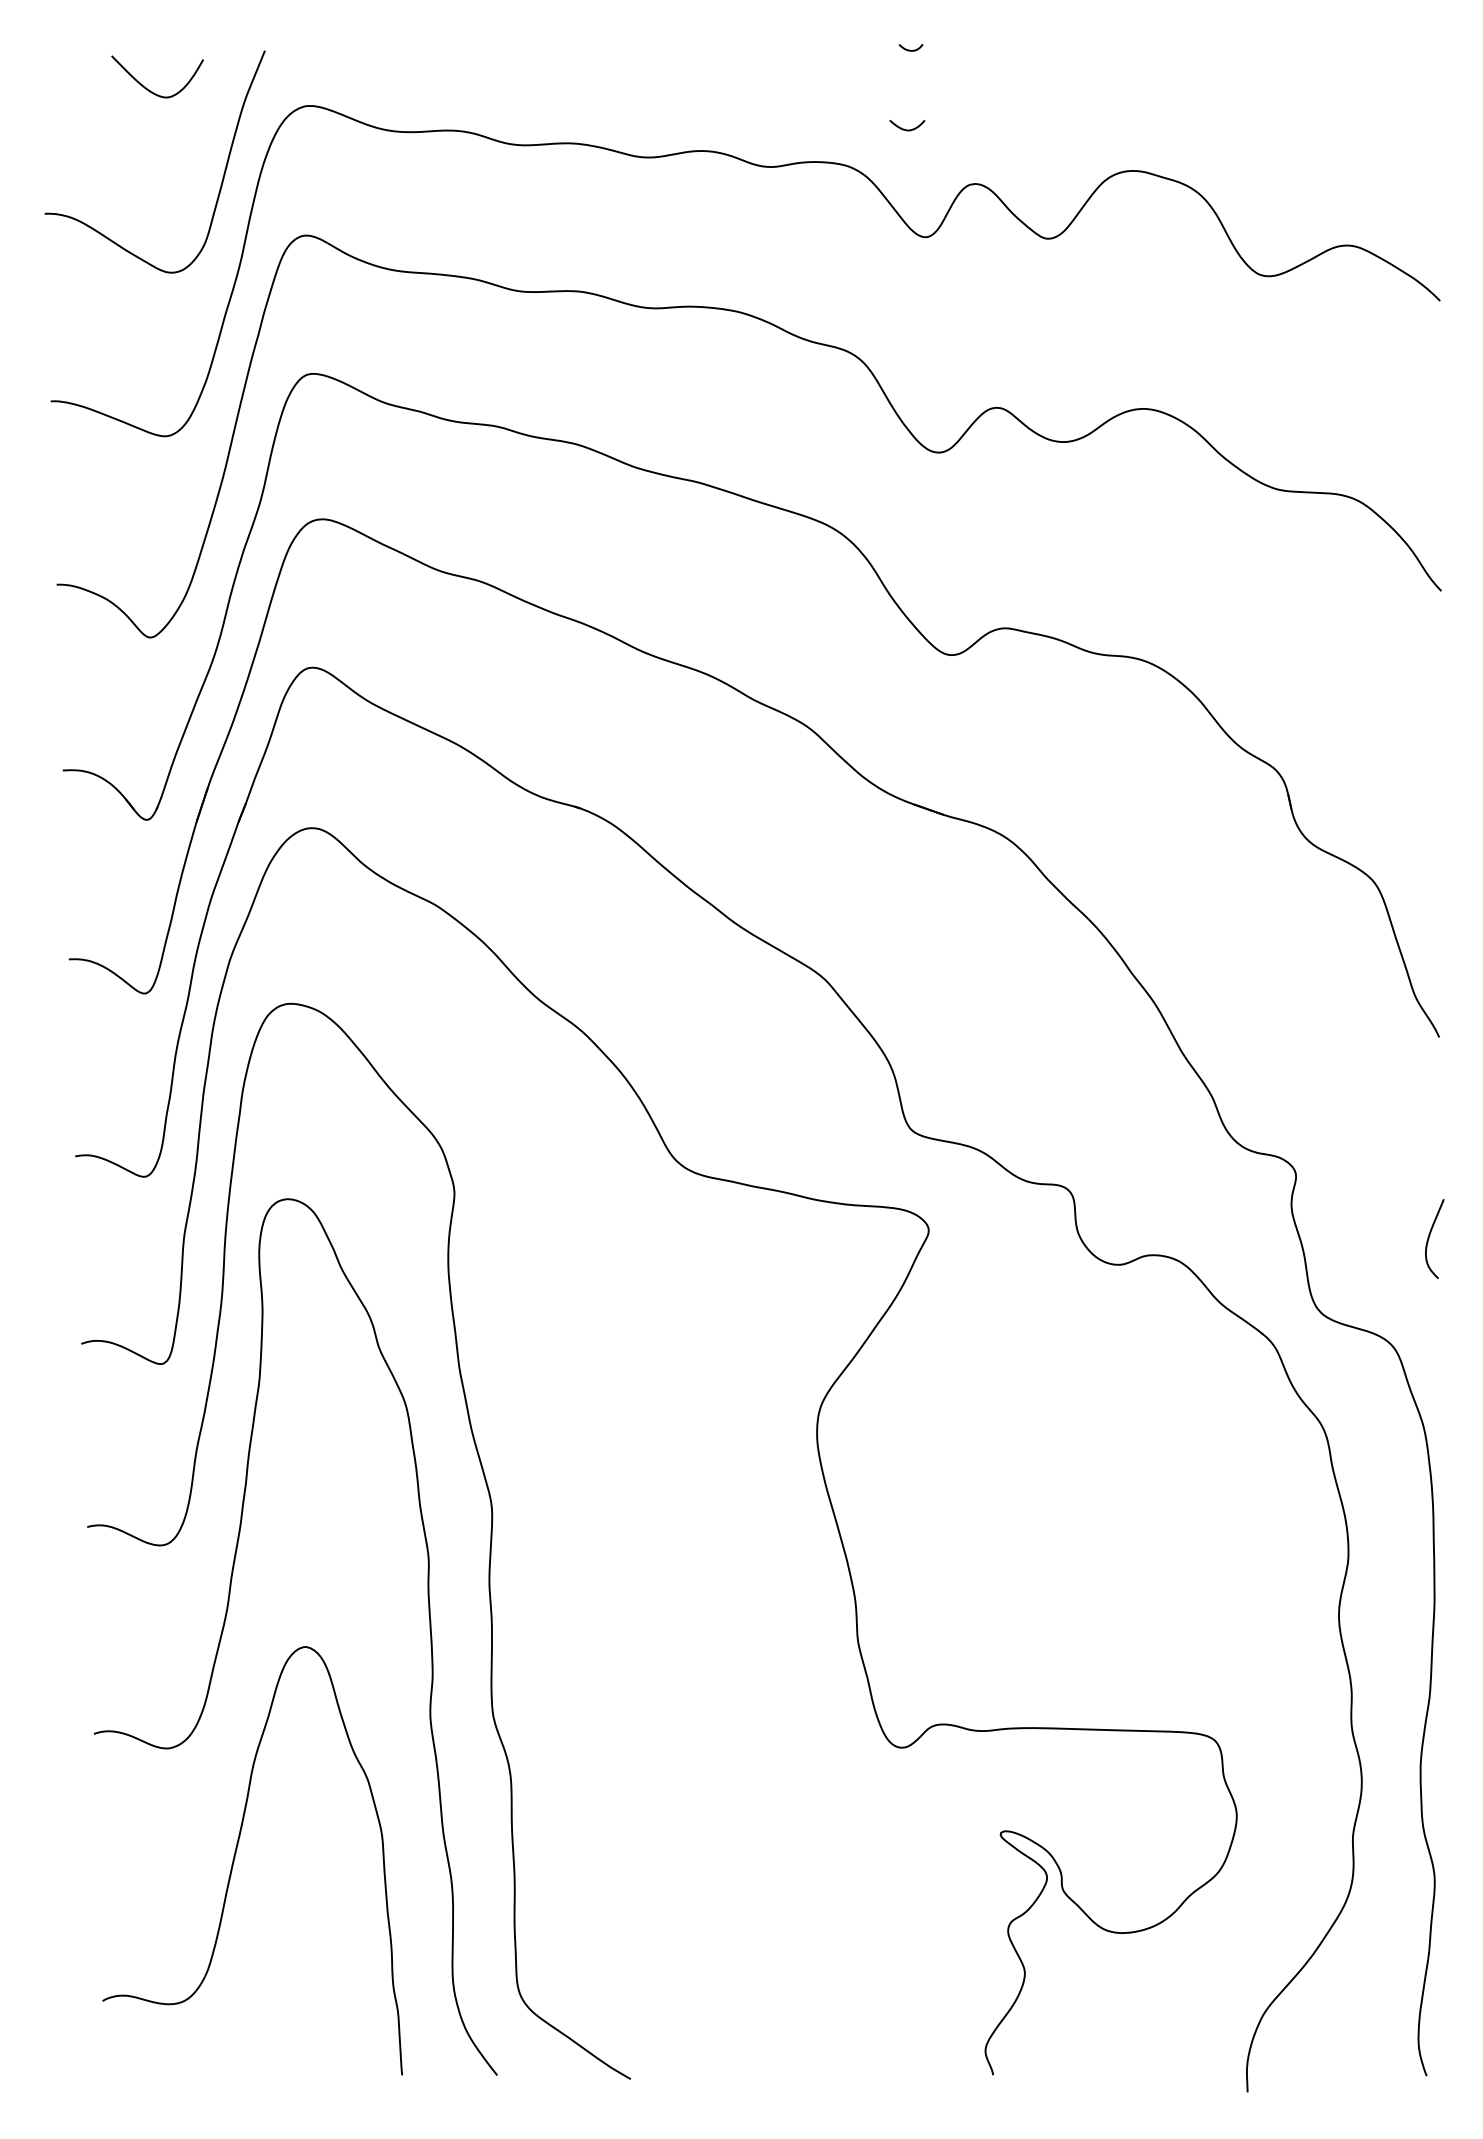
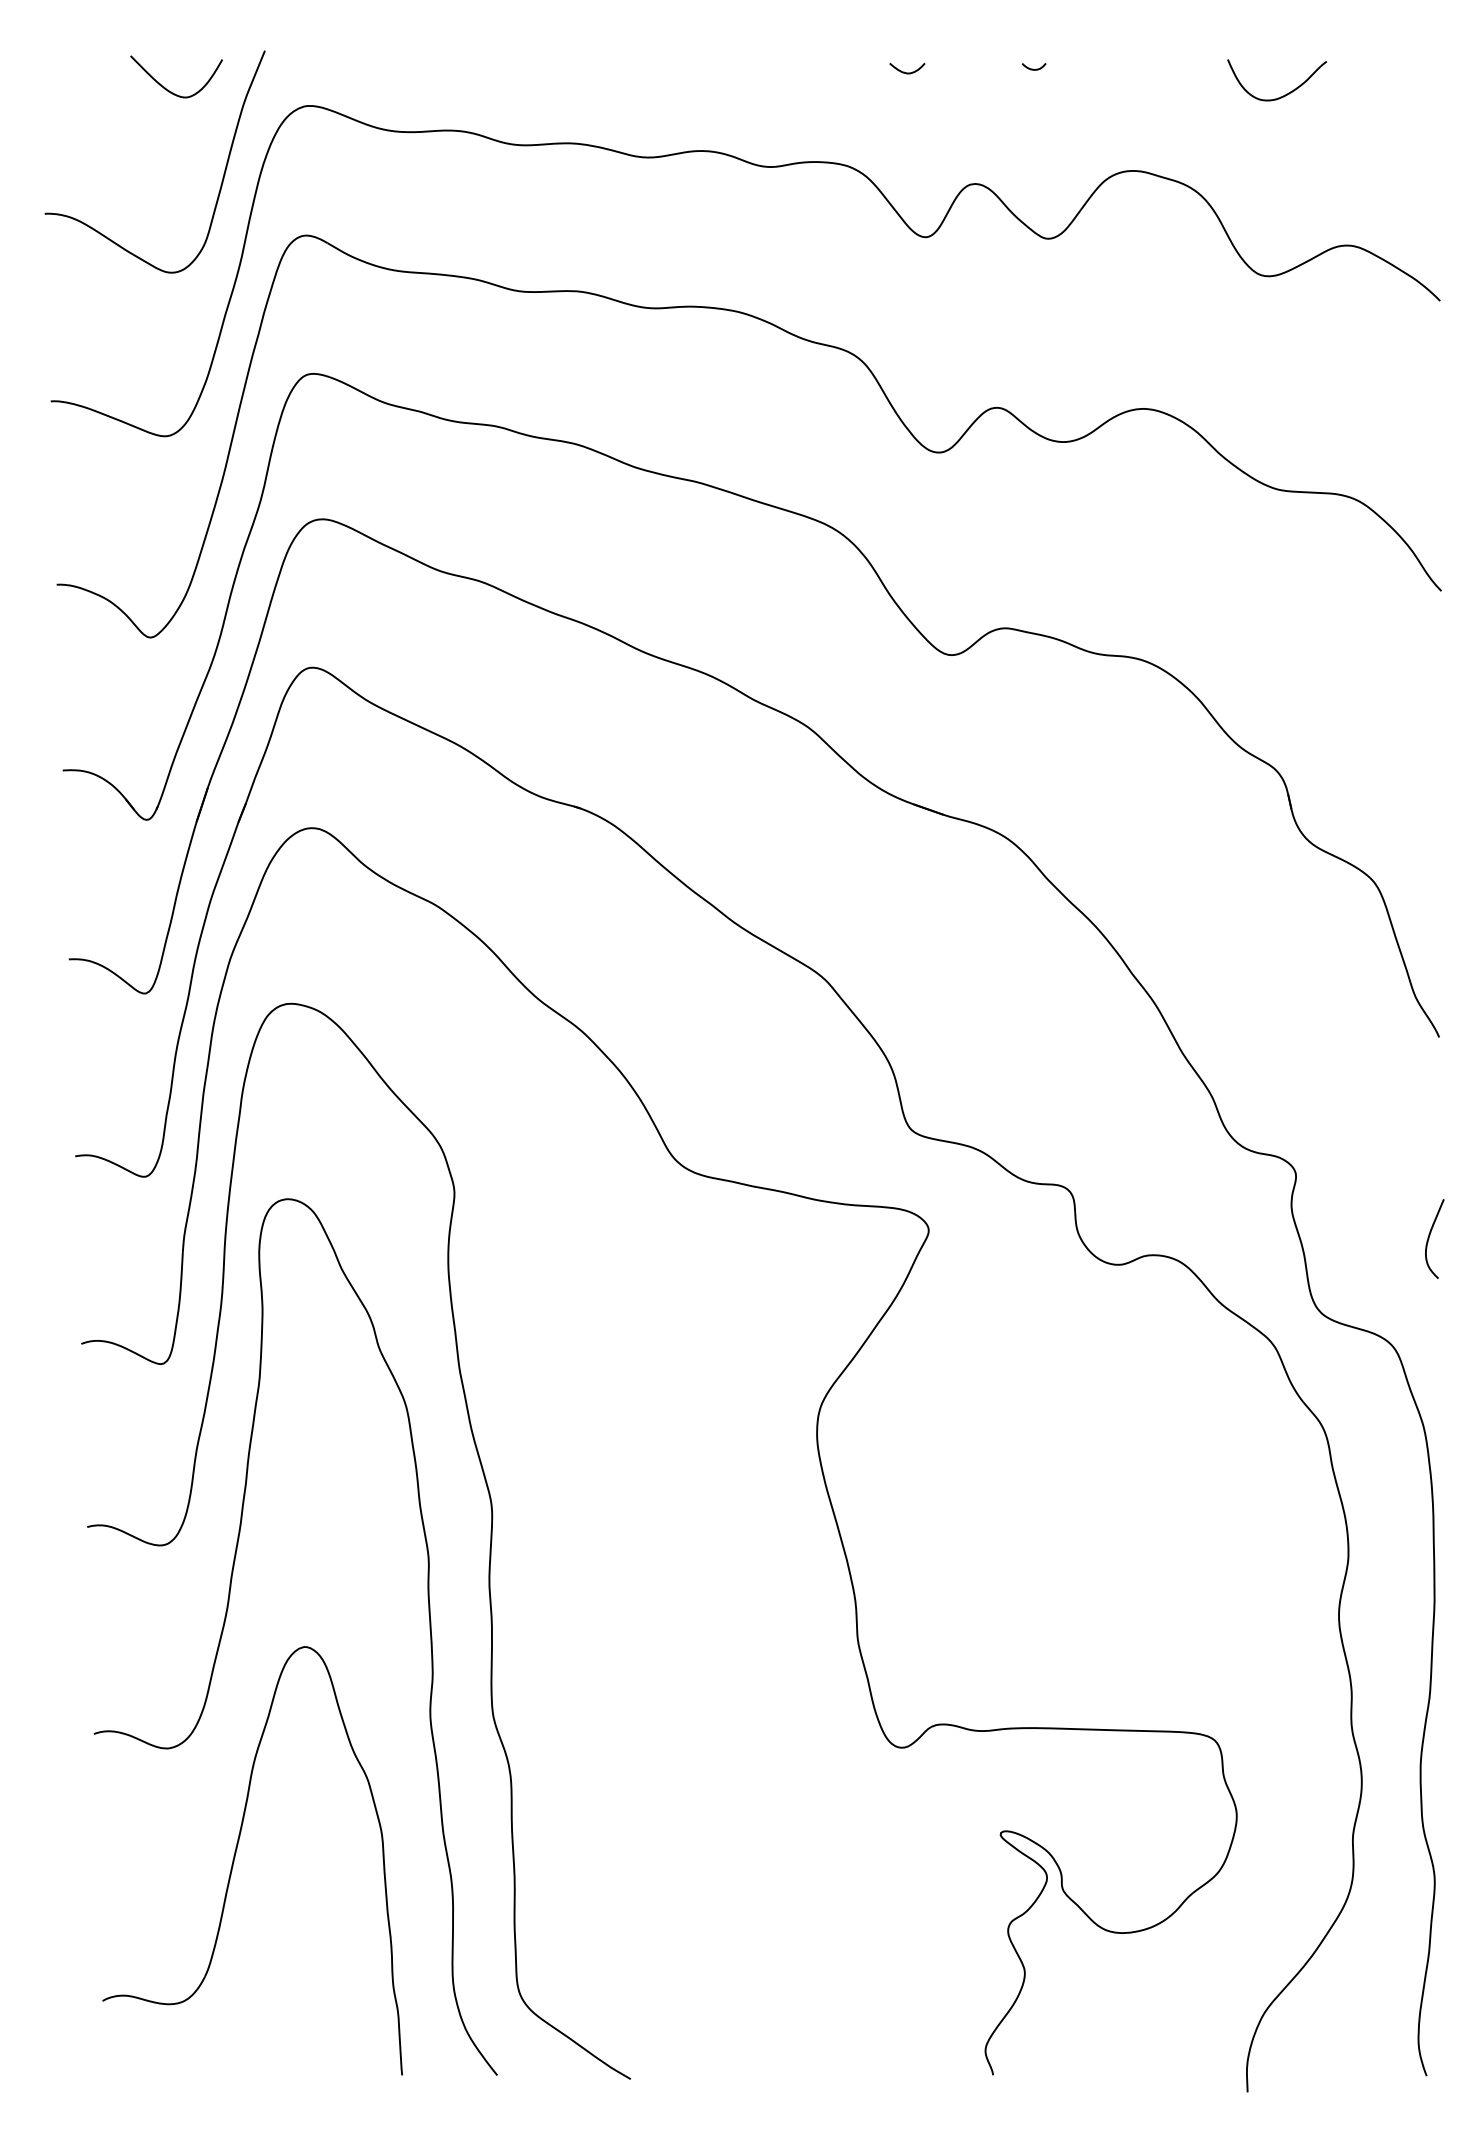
curve position: (910, 49) -> (1033, 68) (1033, 68)
curve position: (149, 89) -> (168, 89) (168, 89)
curve: none -> present (1282, 95)
curve position: (907, 129) -> (907, 72) (907, 72)
